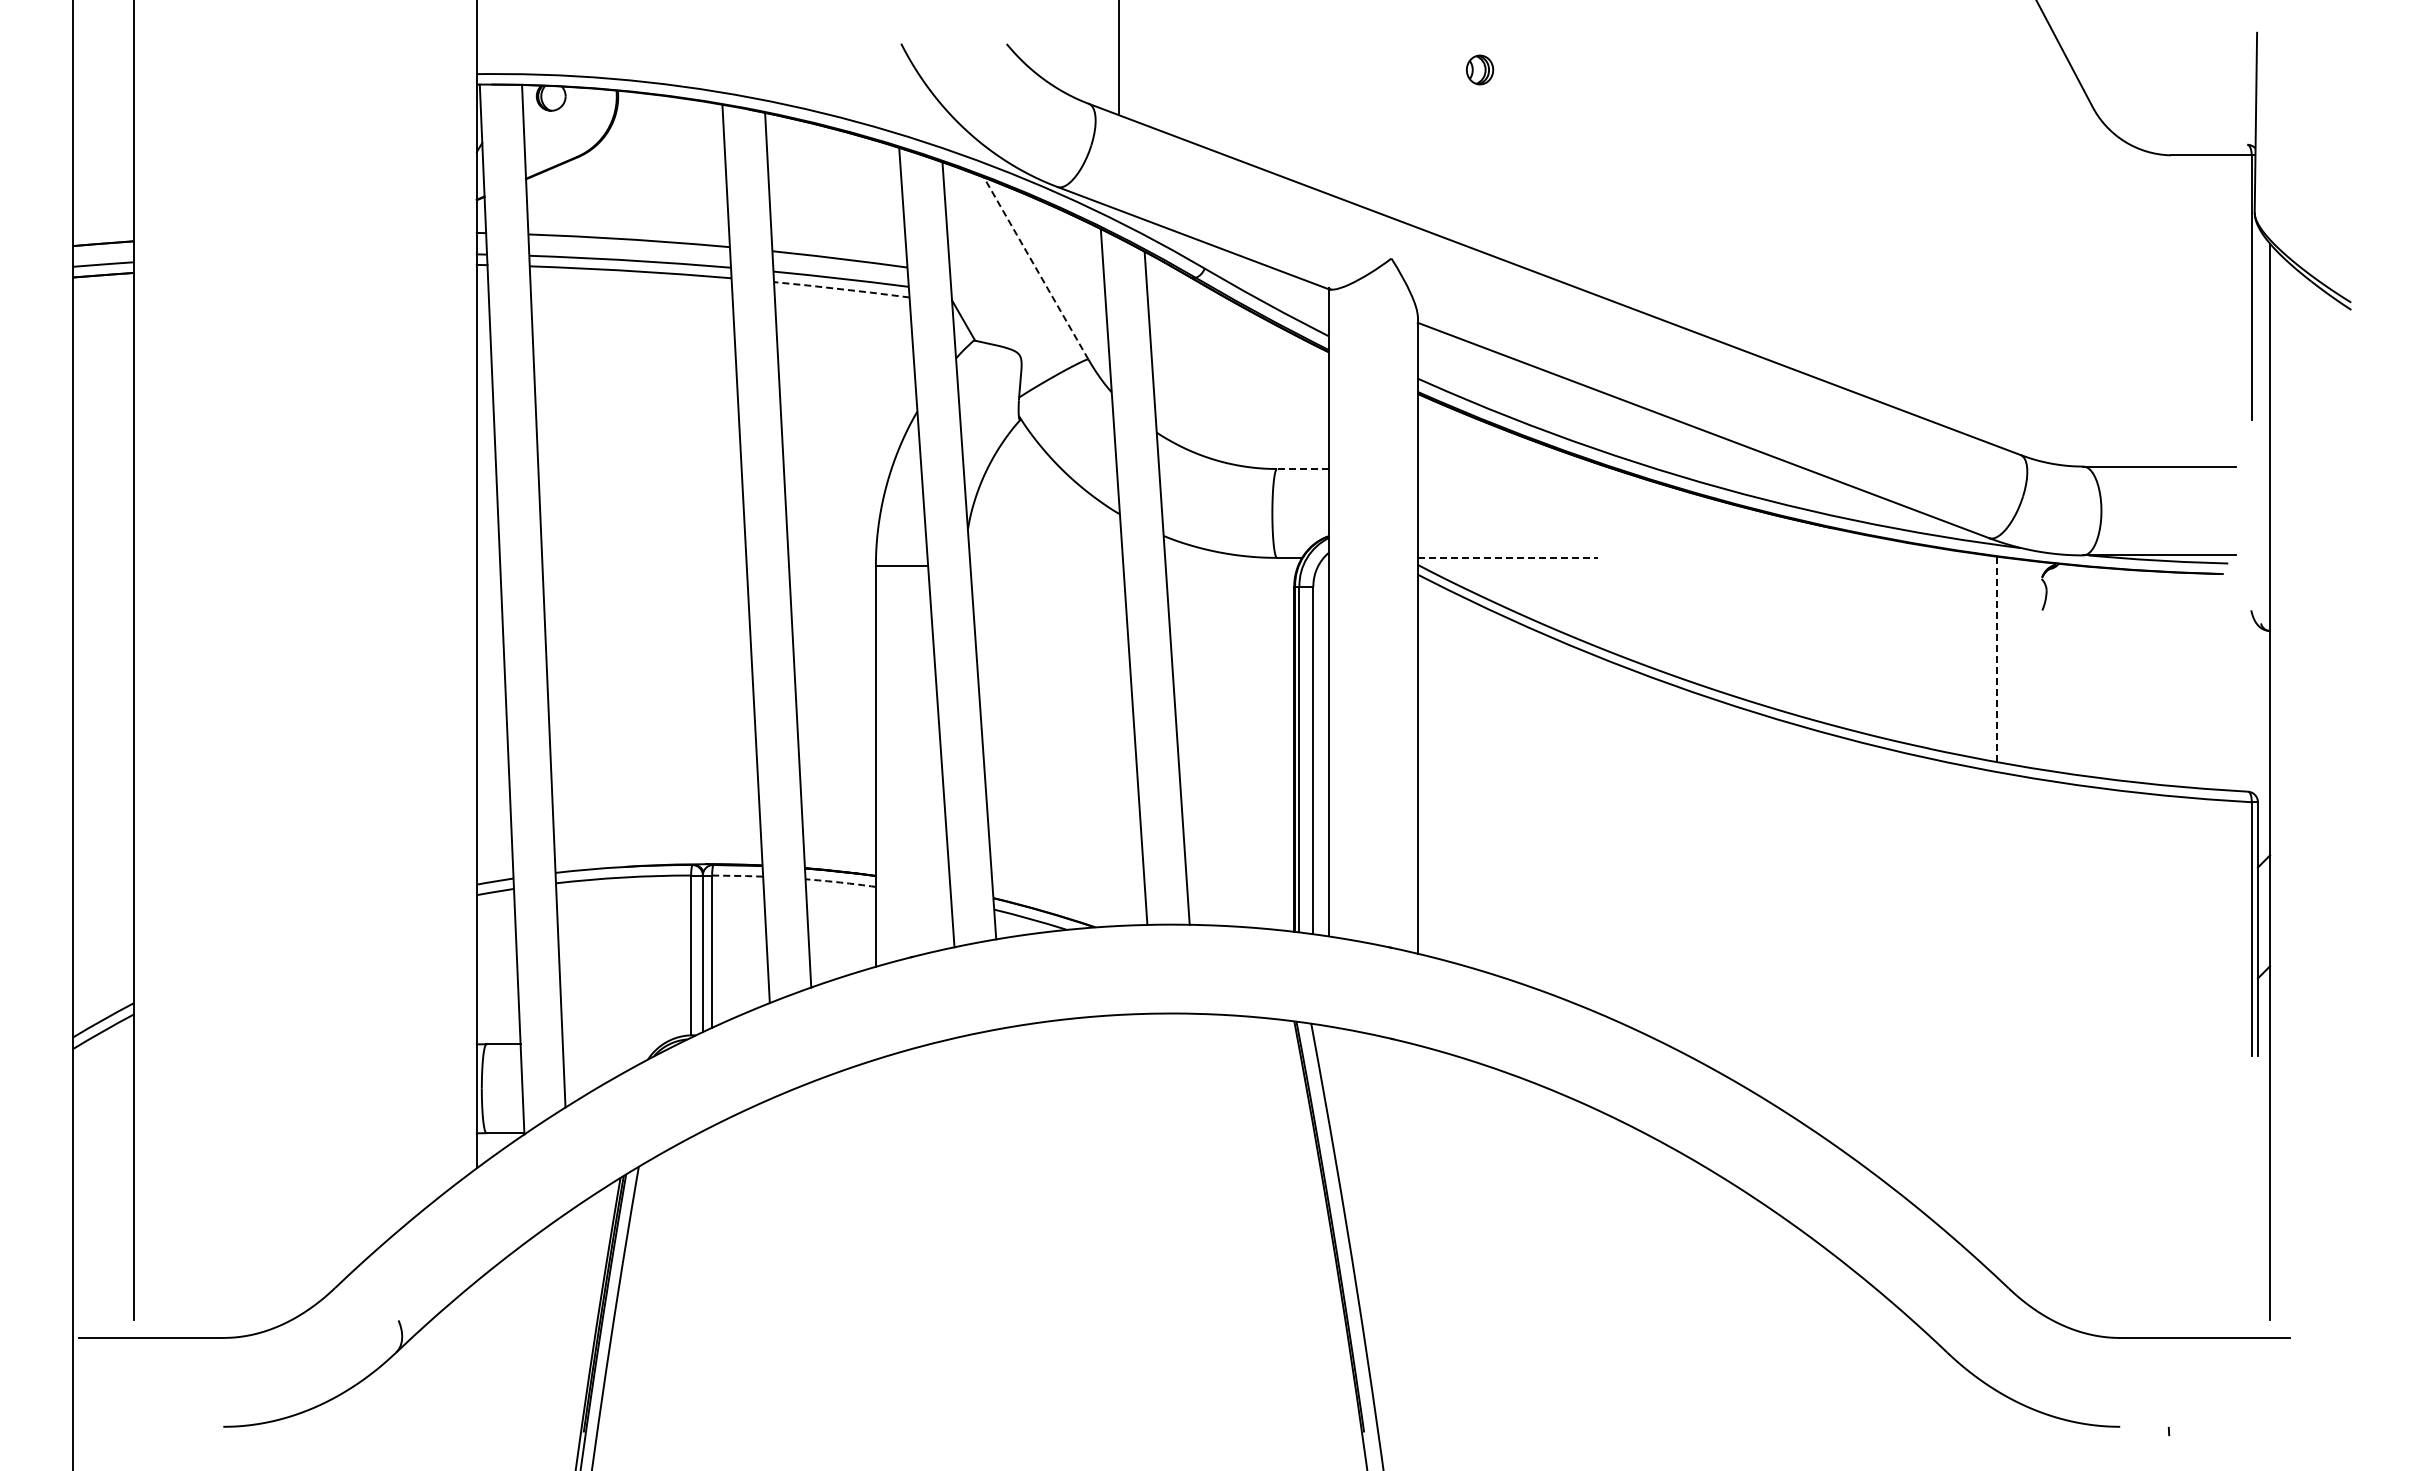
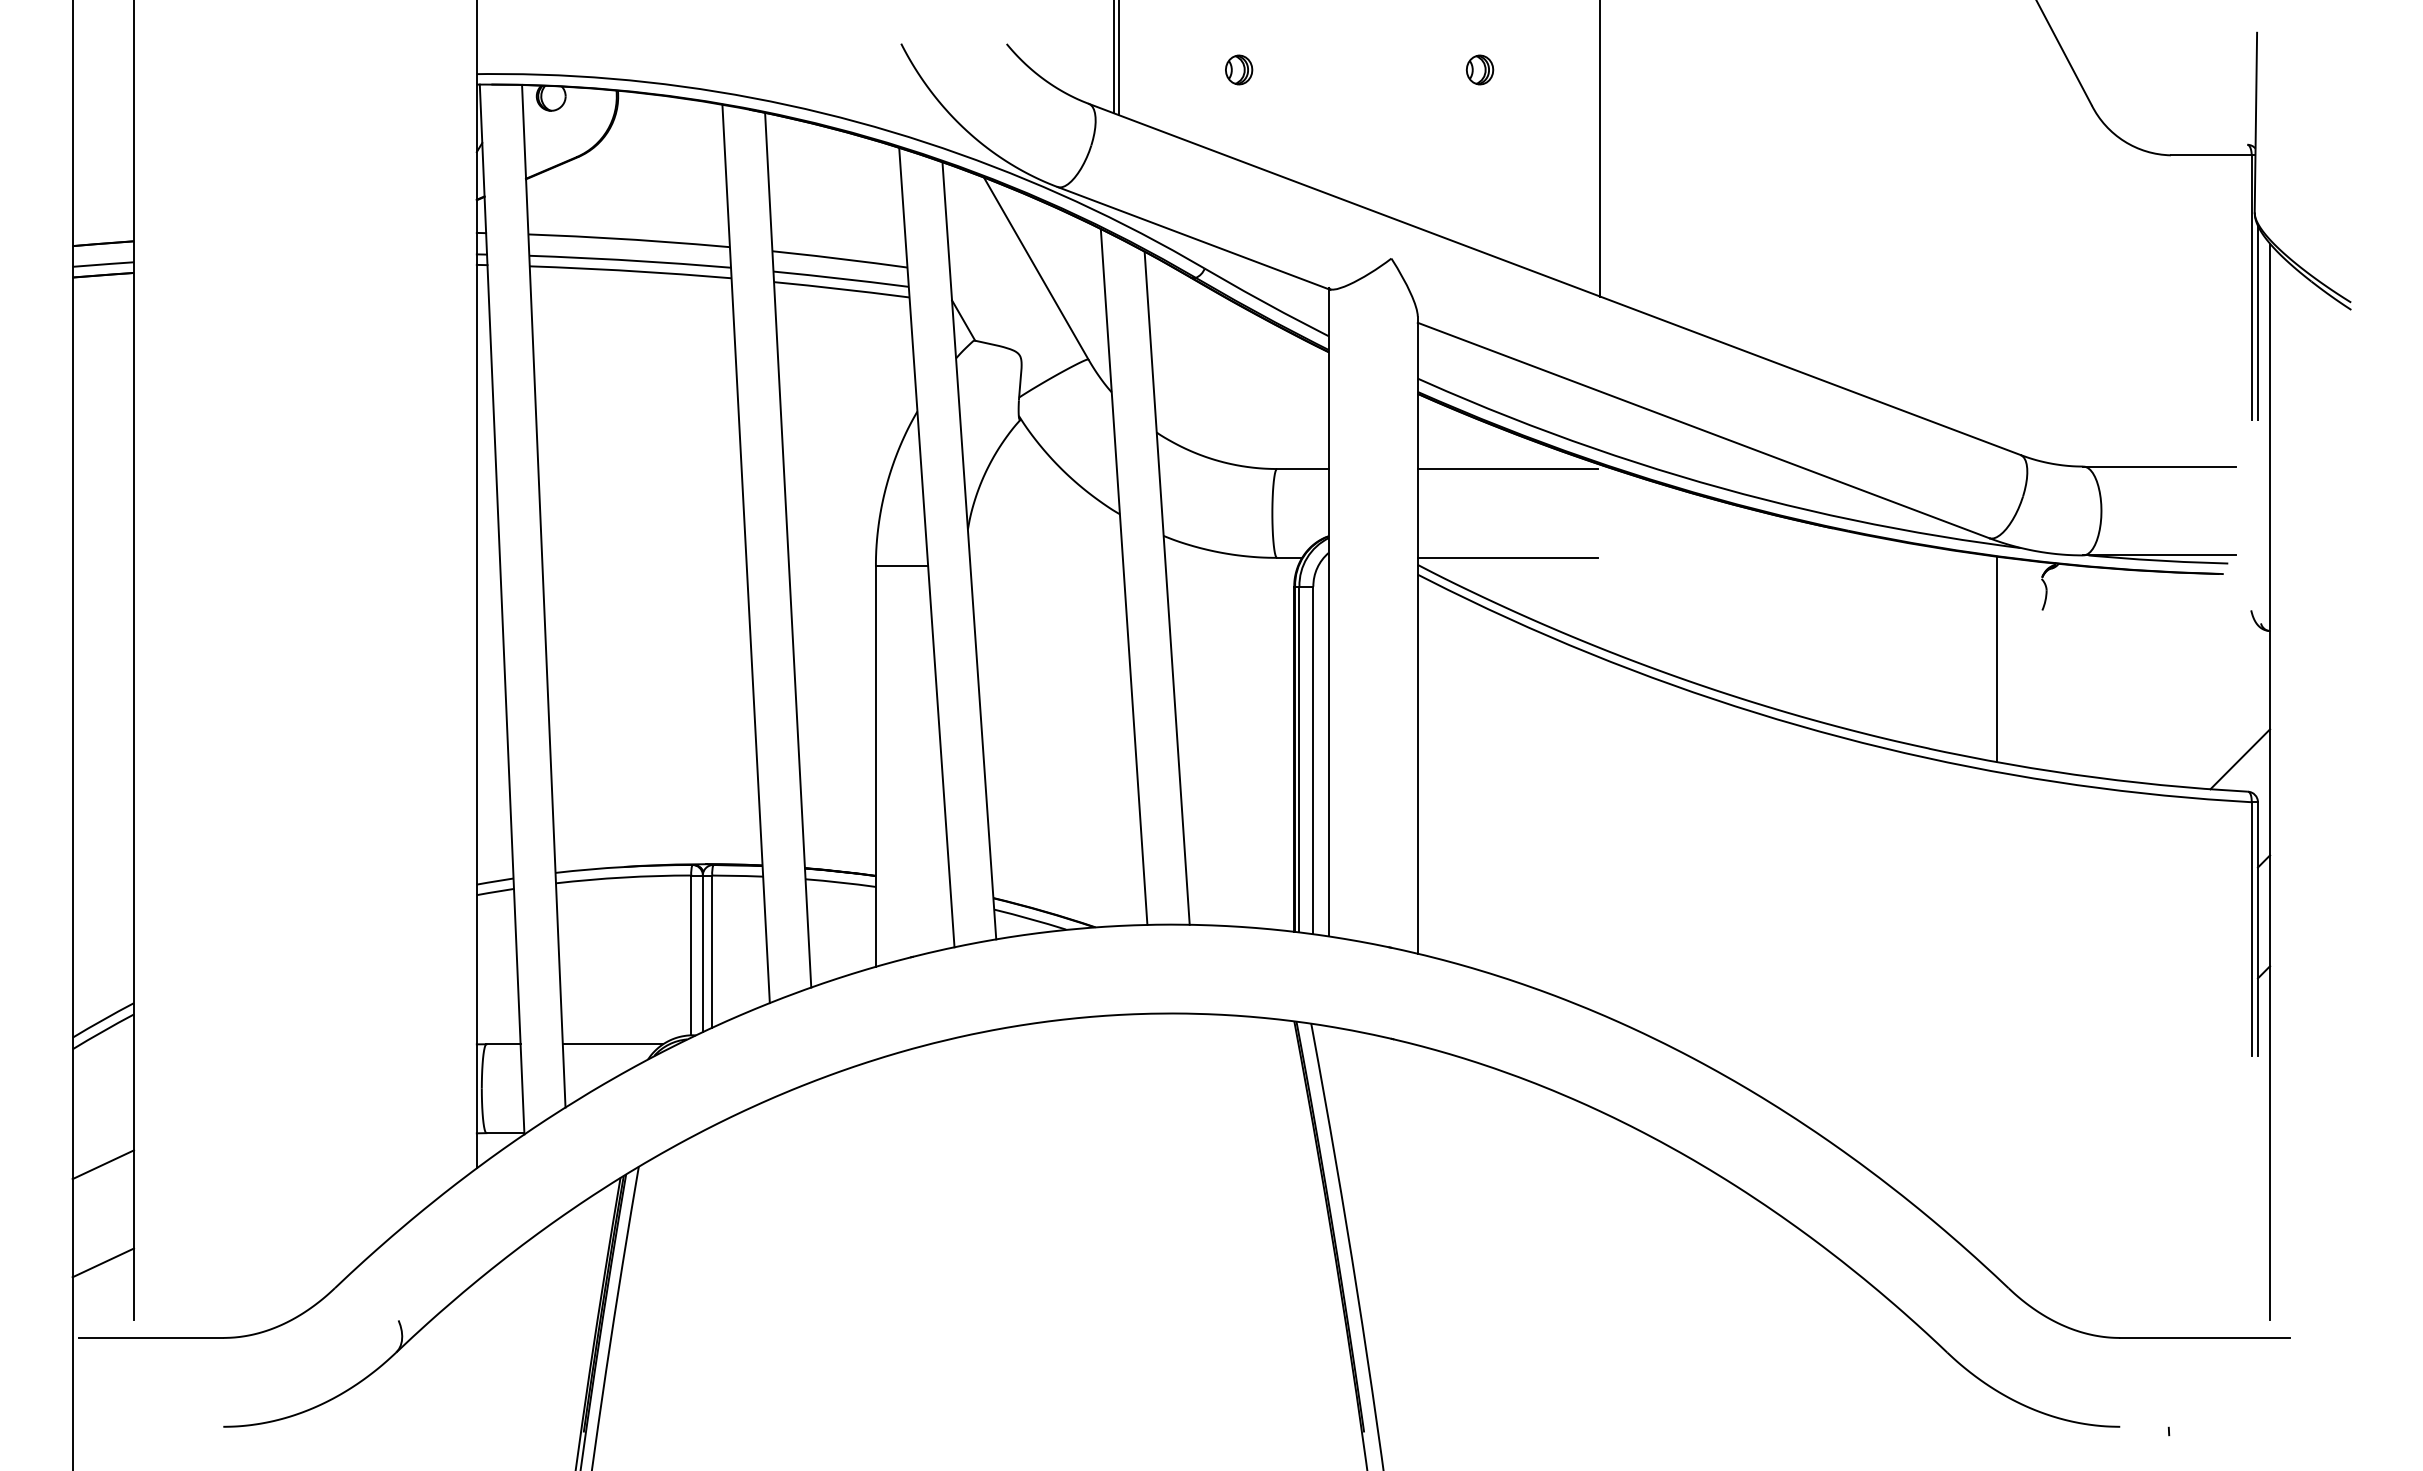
line: none -> present (1114, 57)
part: none -> present (1239, 69)
line: none -> present (1600, 149)
line: dashed -> solid (1036, 268)
line: dashed -> solid (841, 289)
line: none -> present (2257, 322)
line: dashed -> solid (1302, 469)
line: none -> present (1507, 469)
line: dashed -> solid (1508, 557)
line: dashed -> solid (1996, 659)
line: none -> present (2240, 759)
line: dashed -> solid (738, 875)
arc: dashed -> solid (840, 882)
line: none -> present (612, 1044)
line: none -> present (103, 1164)
line: none -> present (103, 1262)
